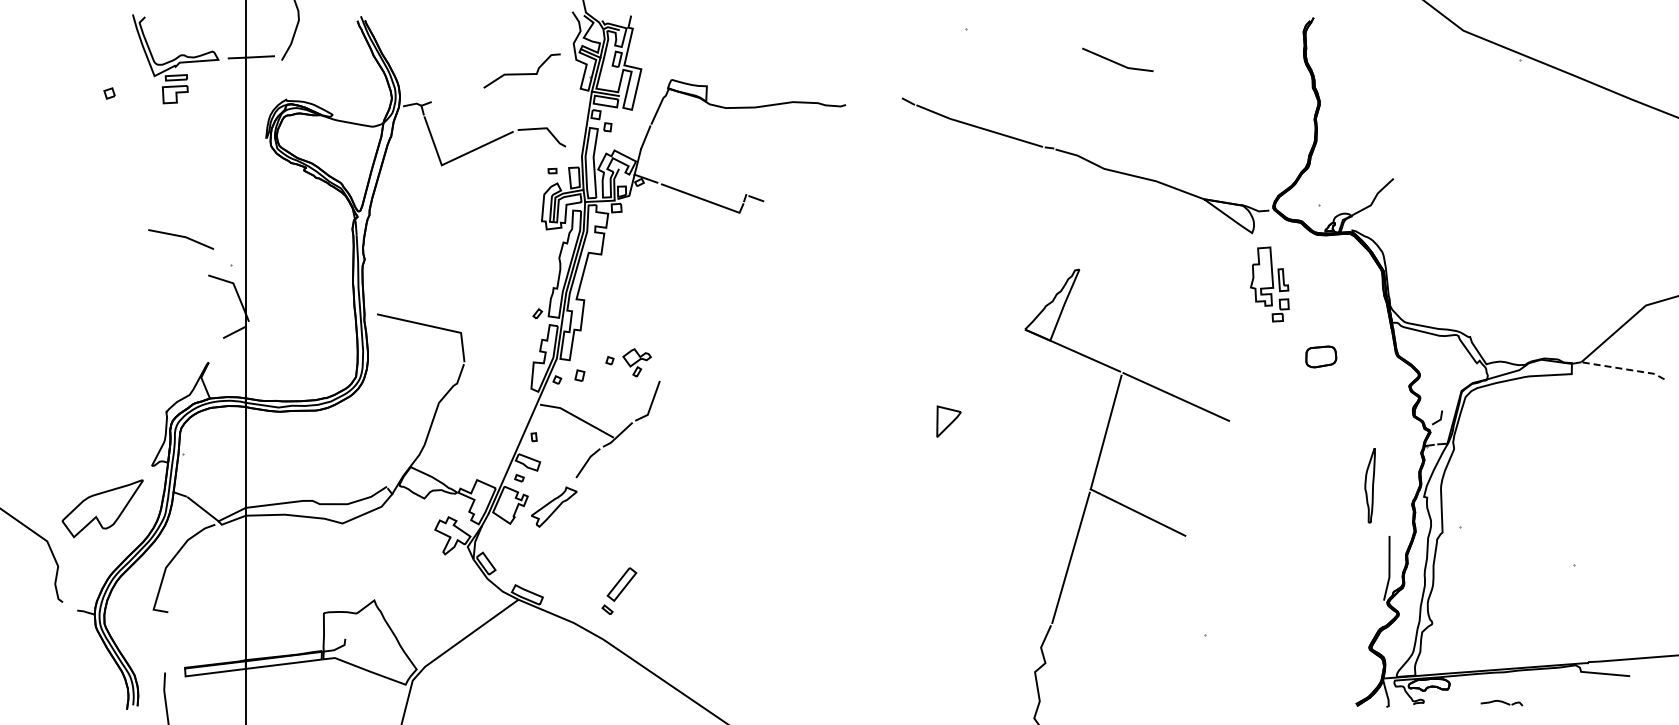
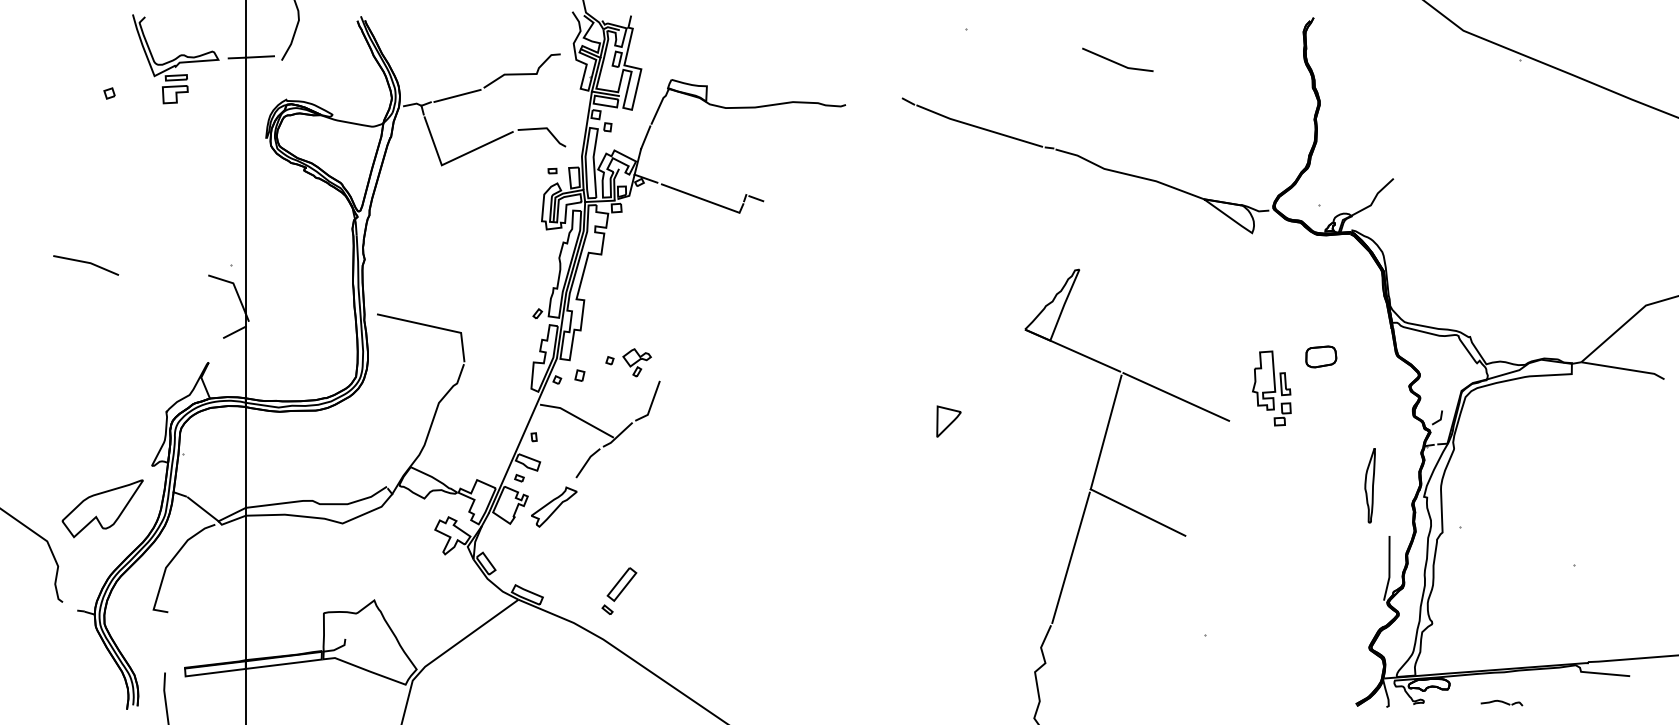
line: none -> present (457, 95)
line position: (181, 237) -> (86, 263) (86, 263)
part position: (1269, 284) -> (1271, 388) (1271, 388)
line: dashed -> solid (1623, 369)
